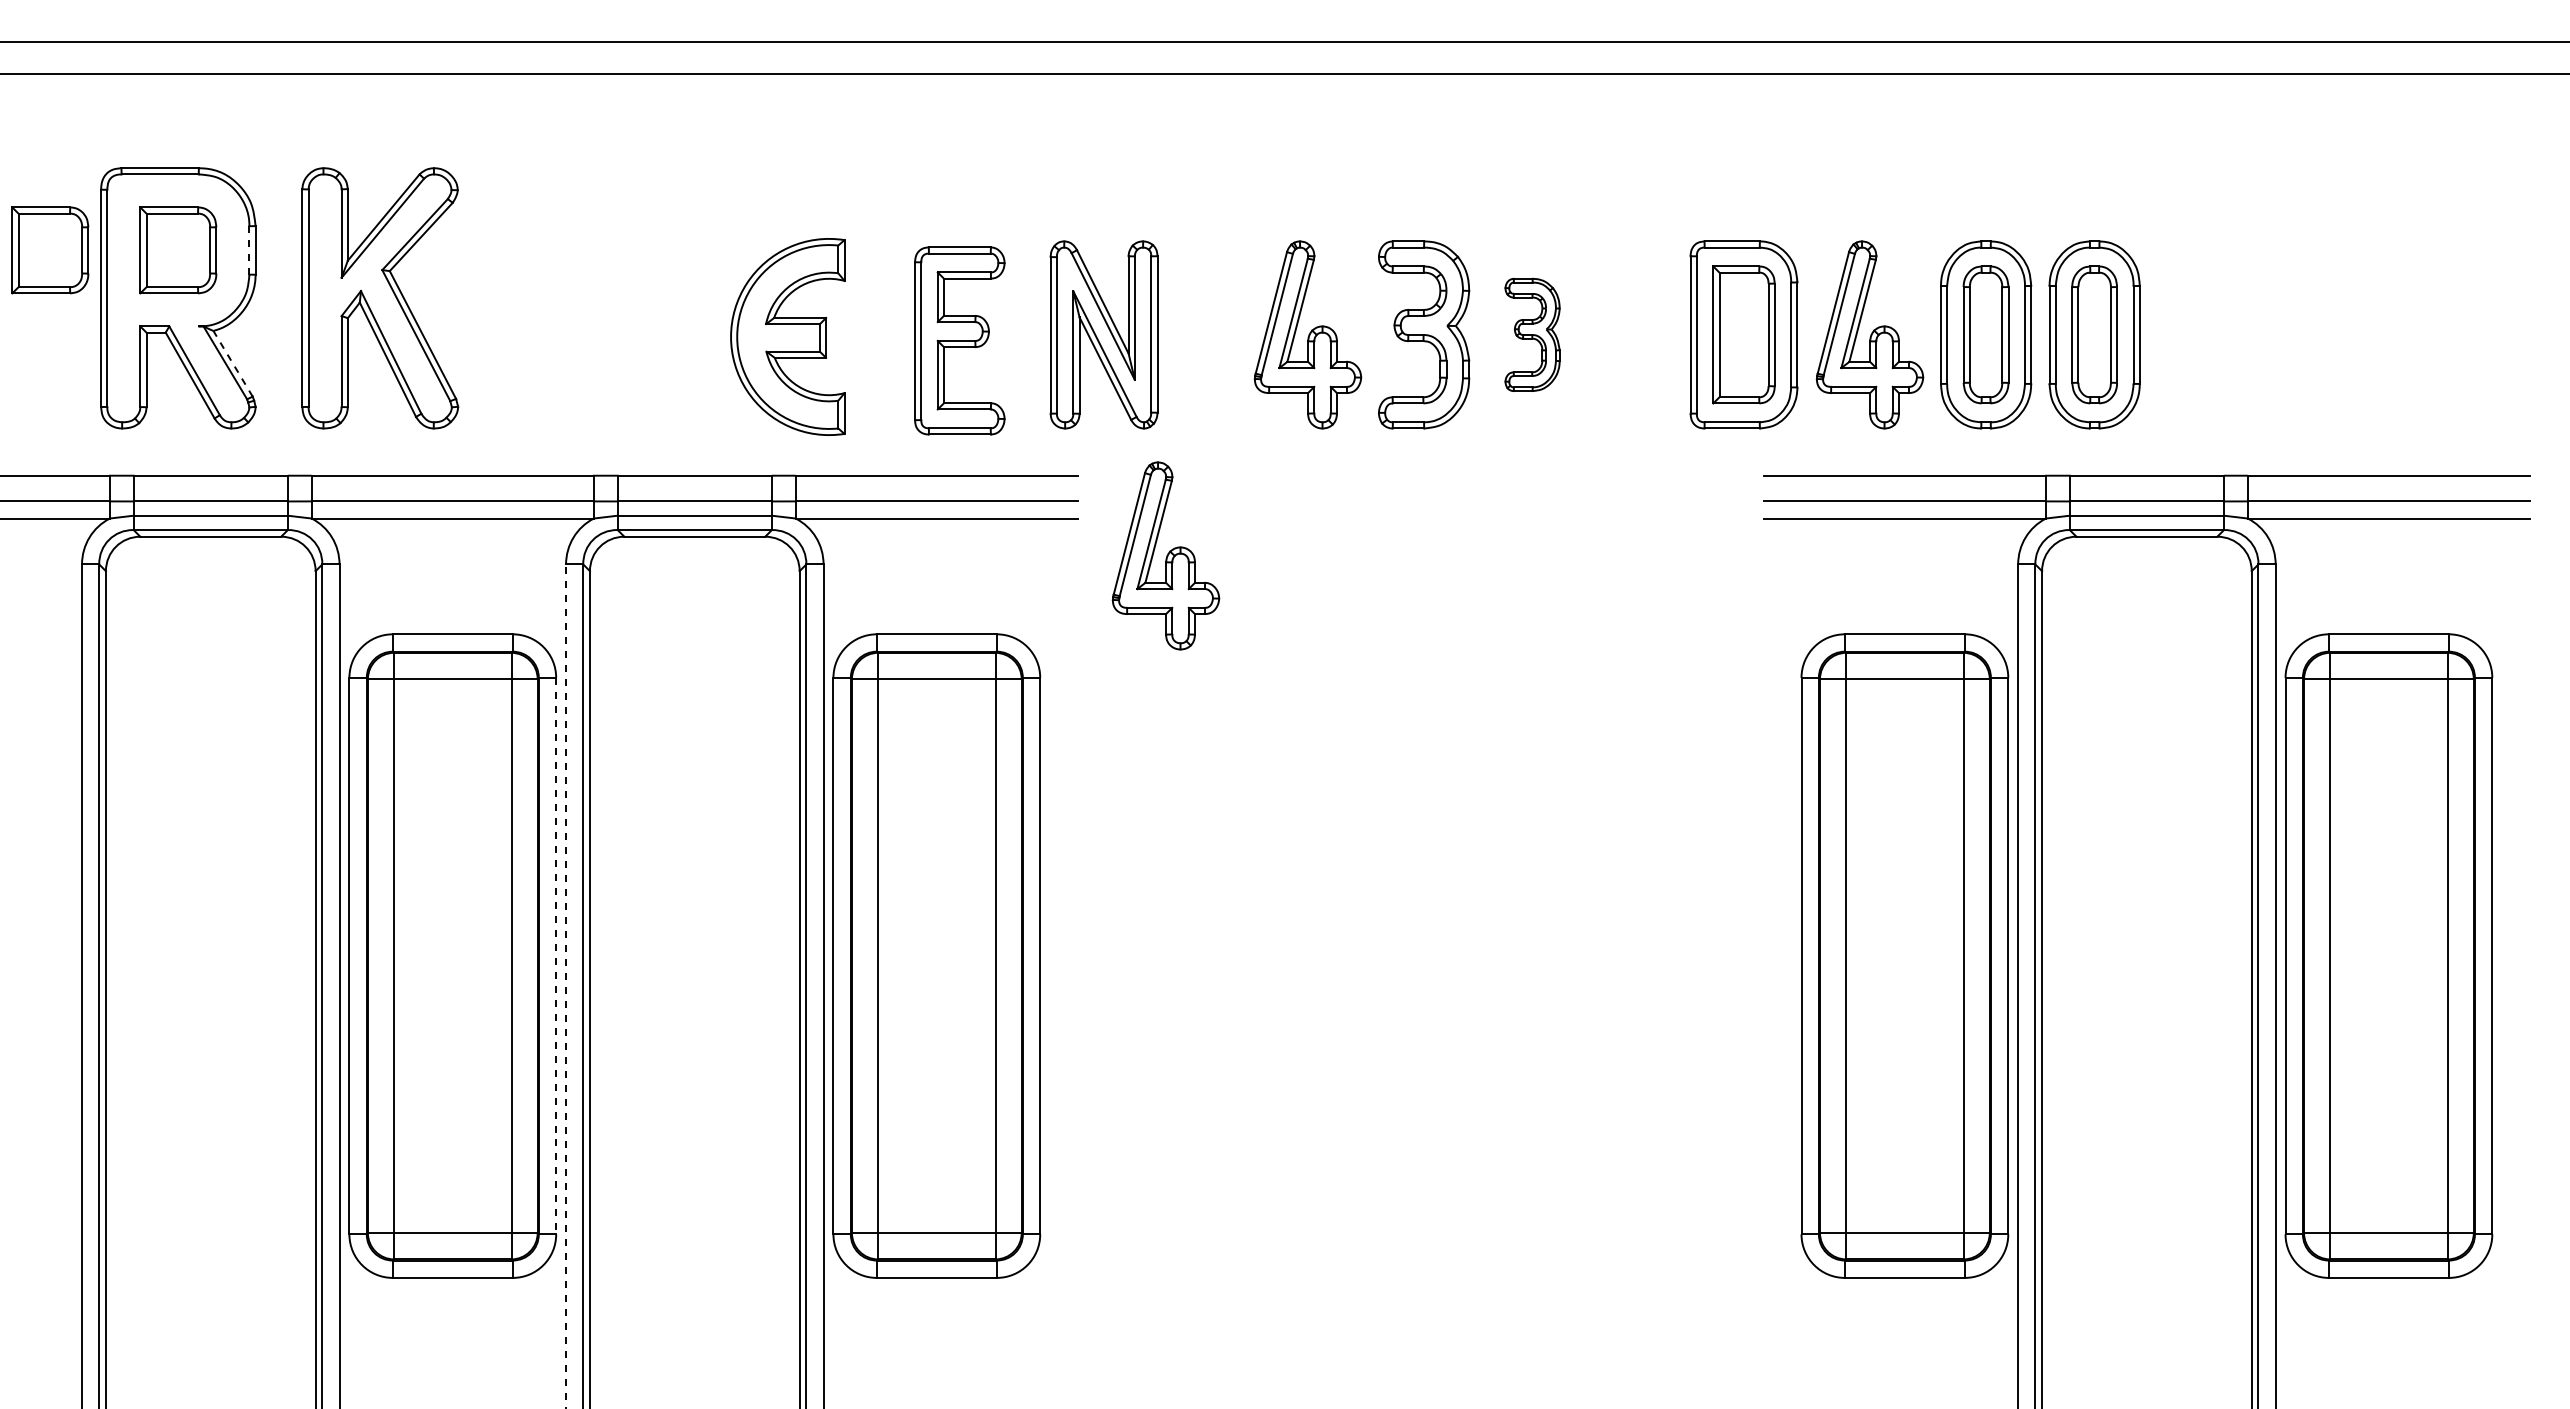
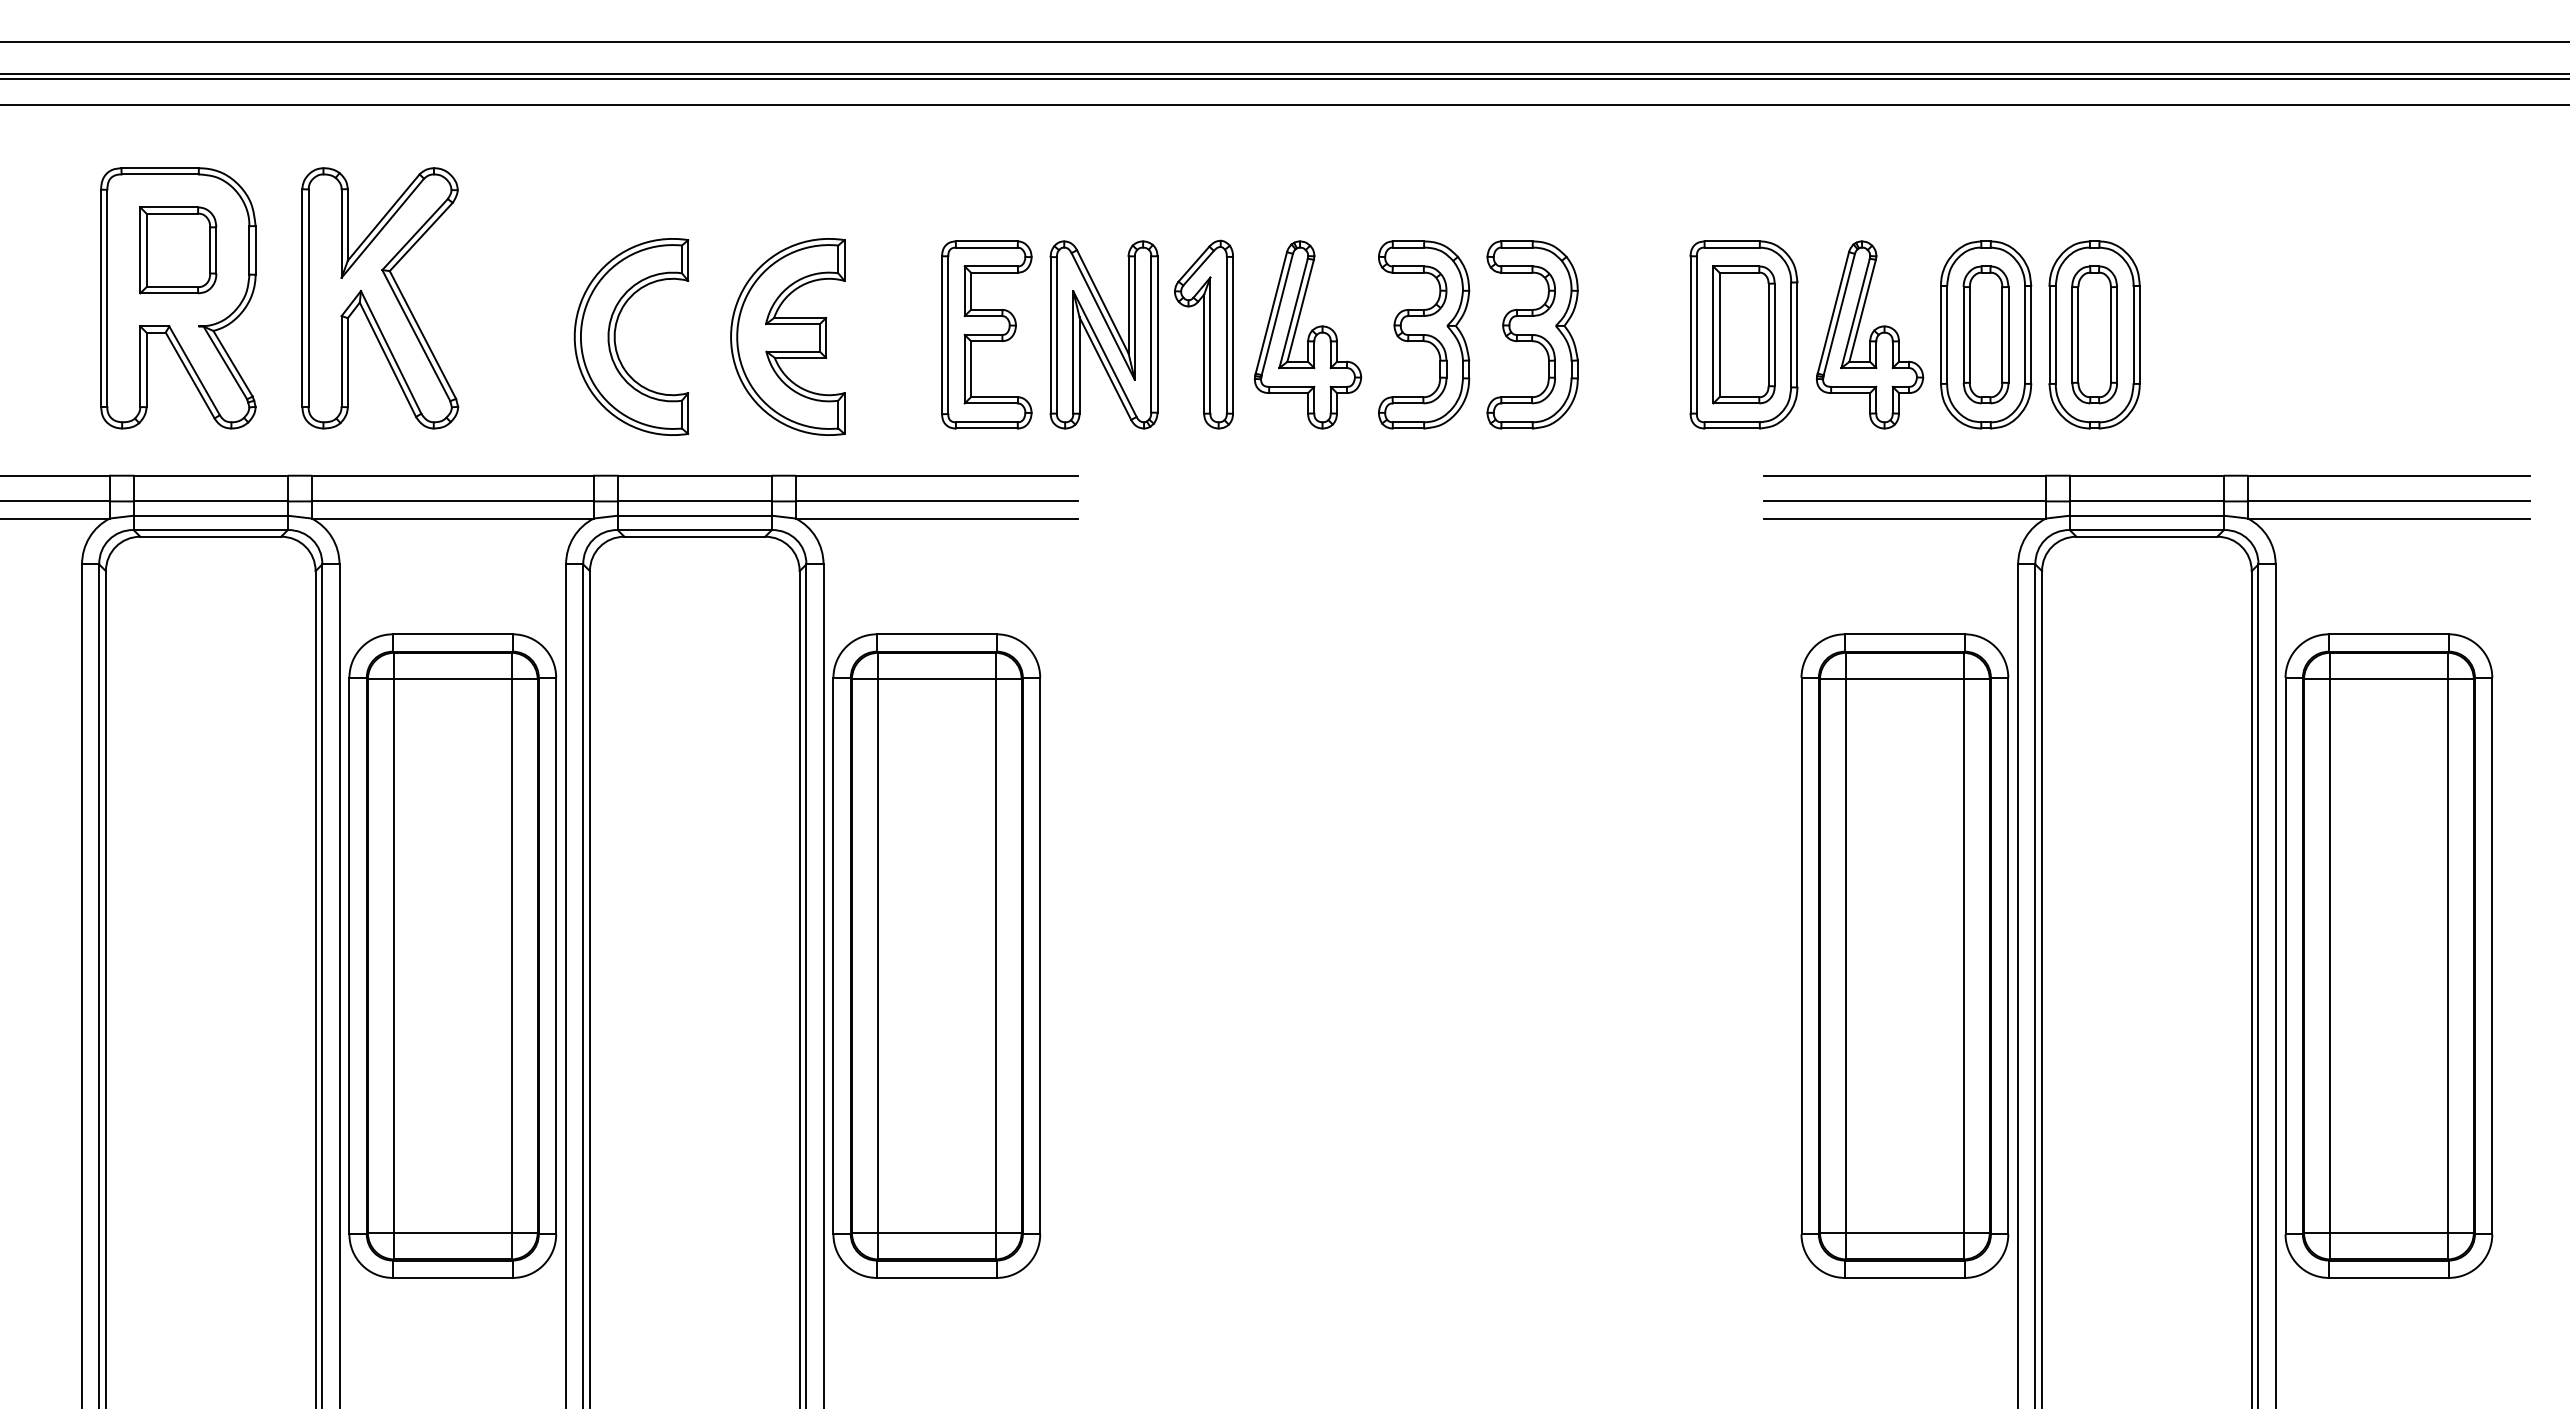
line: none -> present (1284, 79)
line: none -> present (1284, 105)
part: present -> none (50, 250)
line: dashed -> solid (249, 250)
part: none -> present (1203, 334)
part size: 57x115 px -> 93x190 px (1532, 334)
part: none -> present (615, 336)
part position: (959, 340) -> (986, 334) (986, 334)
line: dashed -> solid (232, 363)
part: present -> none (1165, 555)
line: dashed -> solid (556, 956)
line: dashed -> solid (566, 986)
